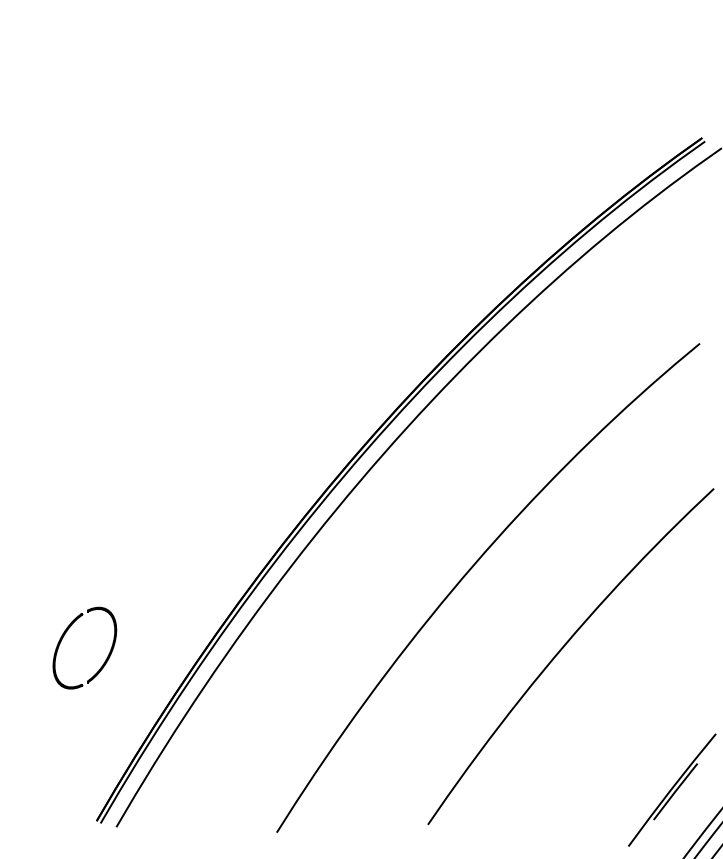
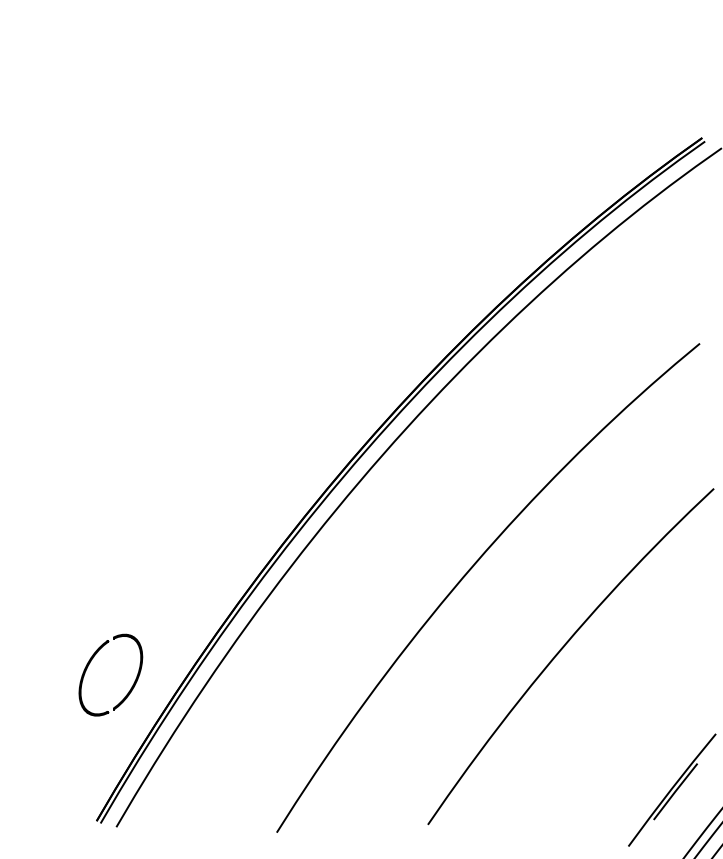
part position: (64, 636) -> (90, 663) (90, 663)
